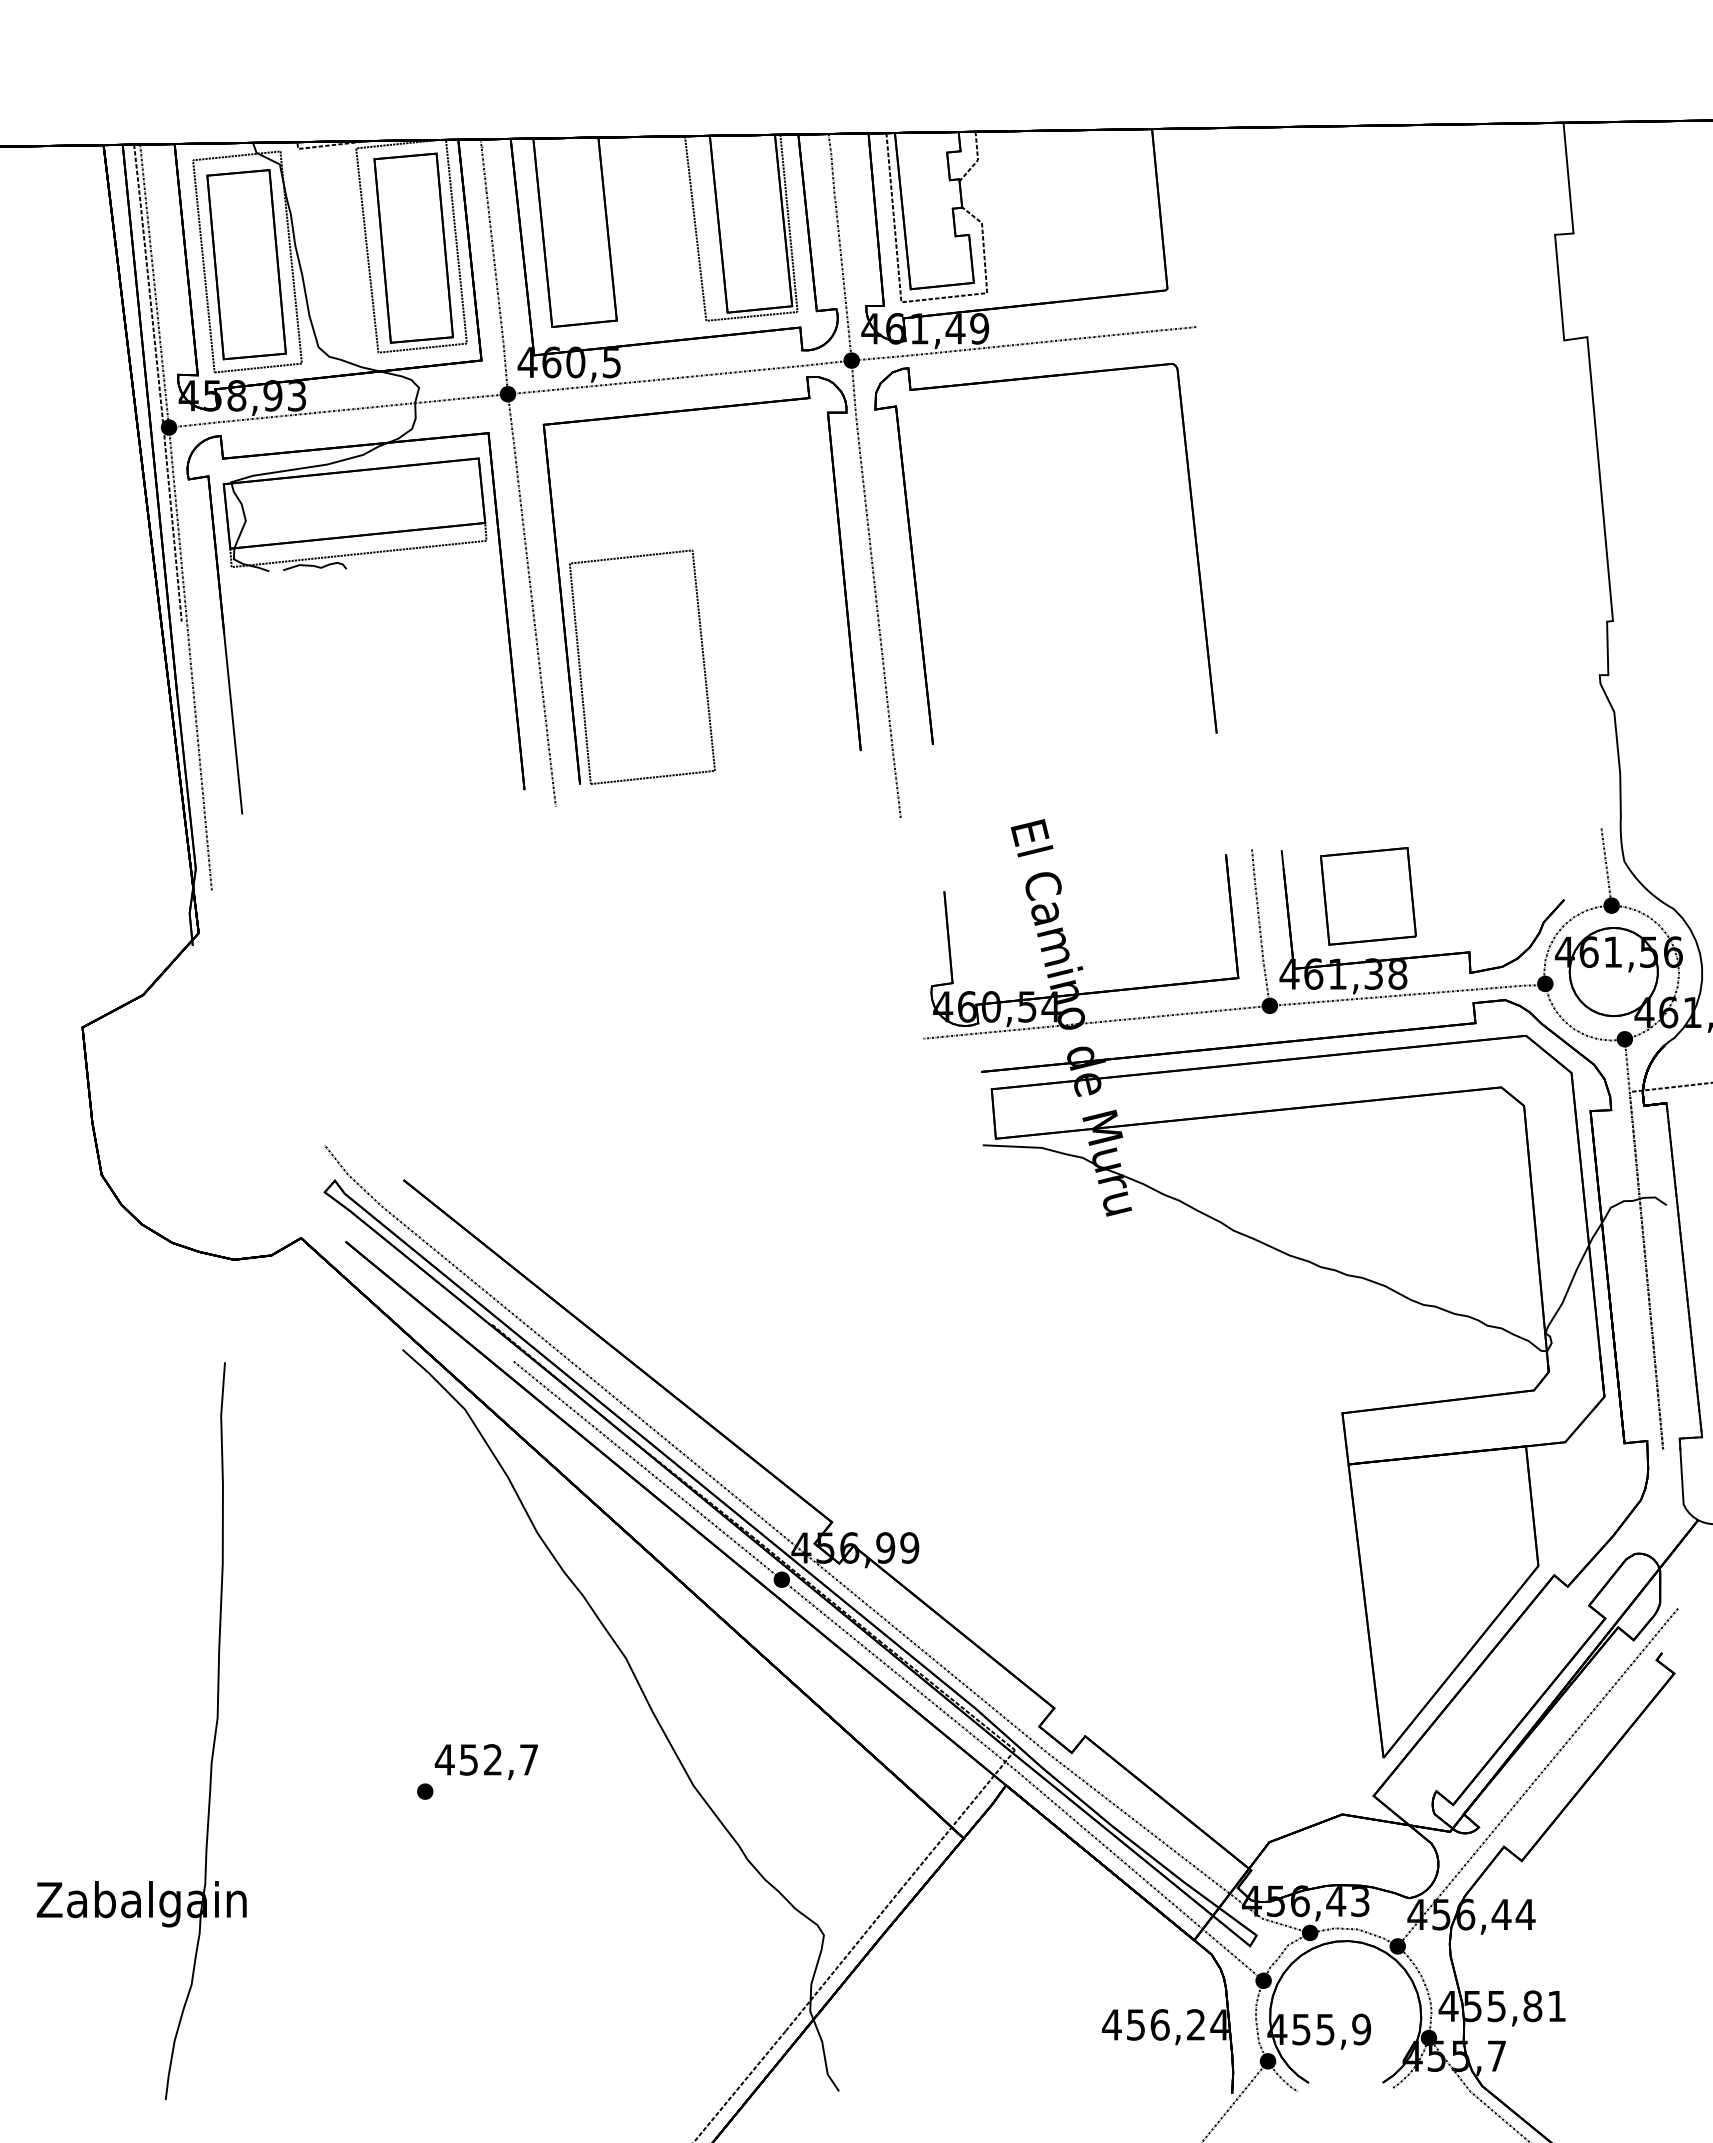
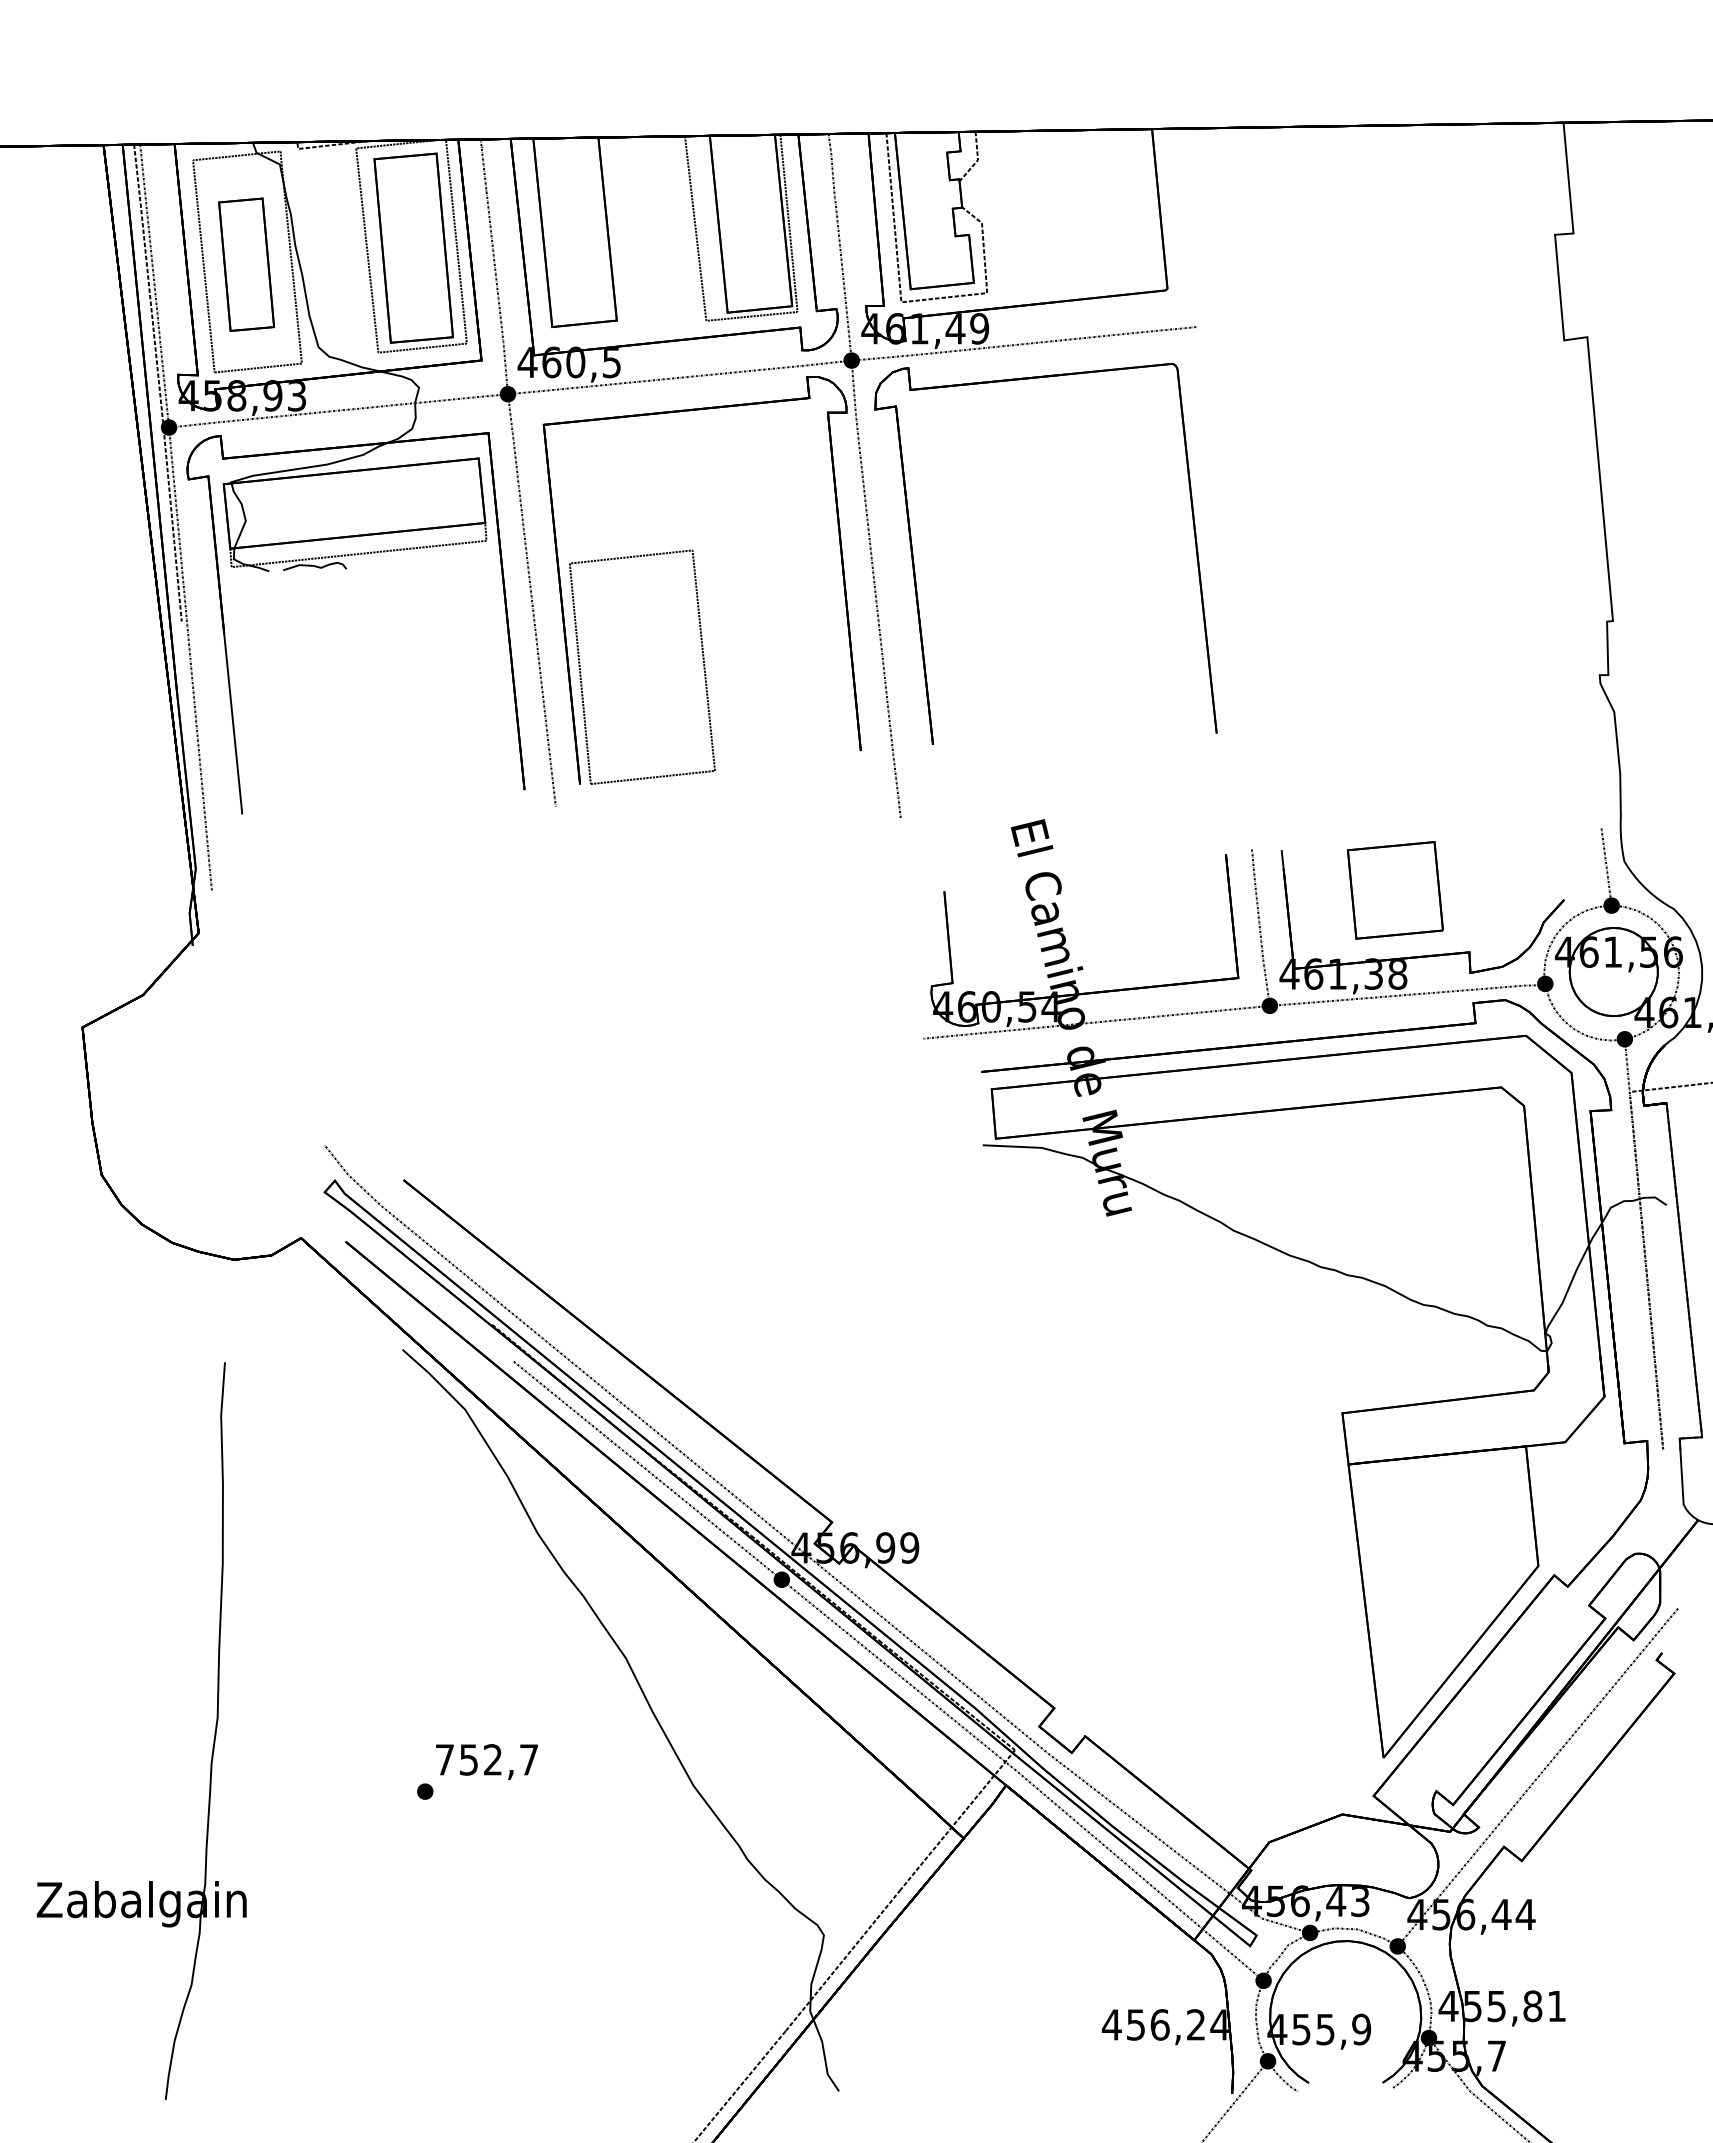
part size: 81x192 px -> 58x135 px (246, 264)
part position: (1368, 896) -> (1395, 890) (1395, 890)
text: 452,7 -> 752,7 (444, 1759)
